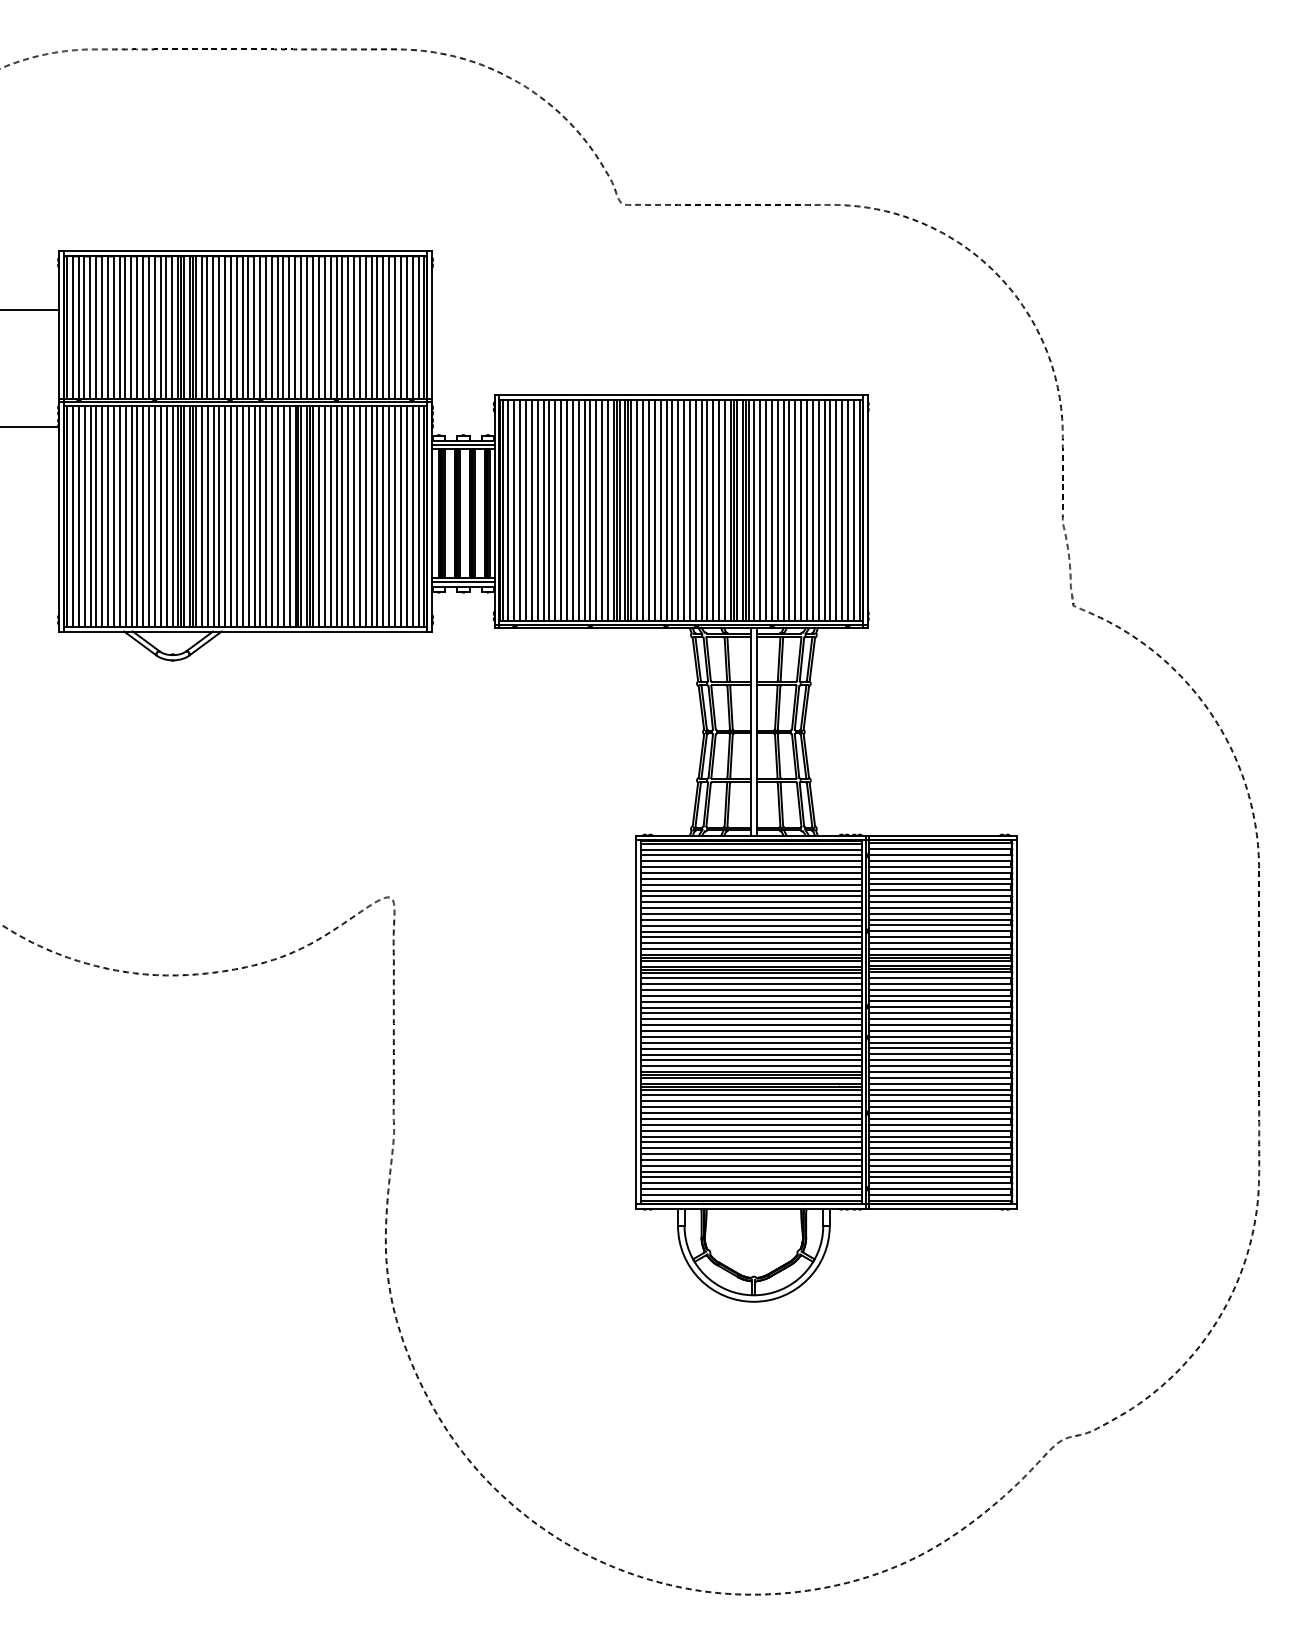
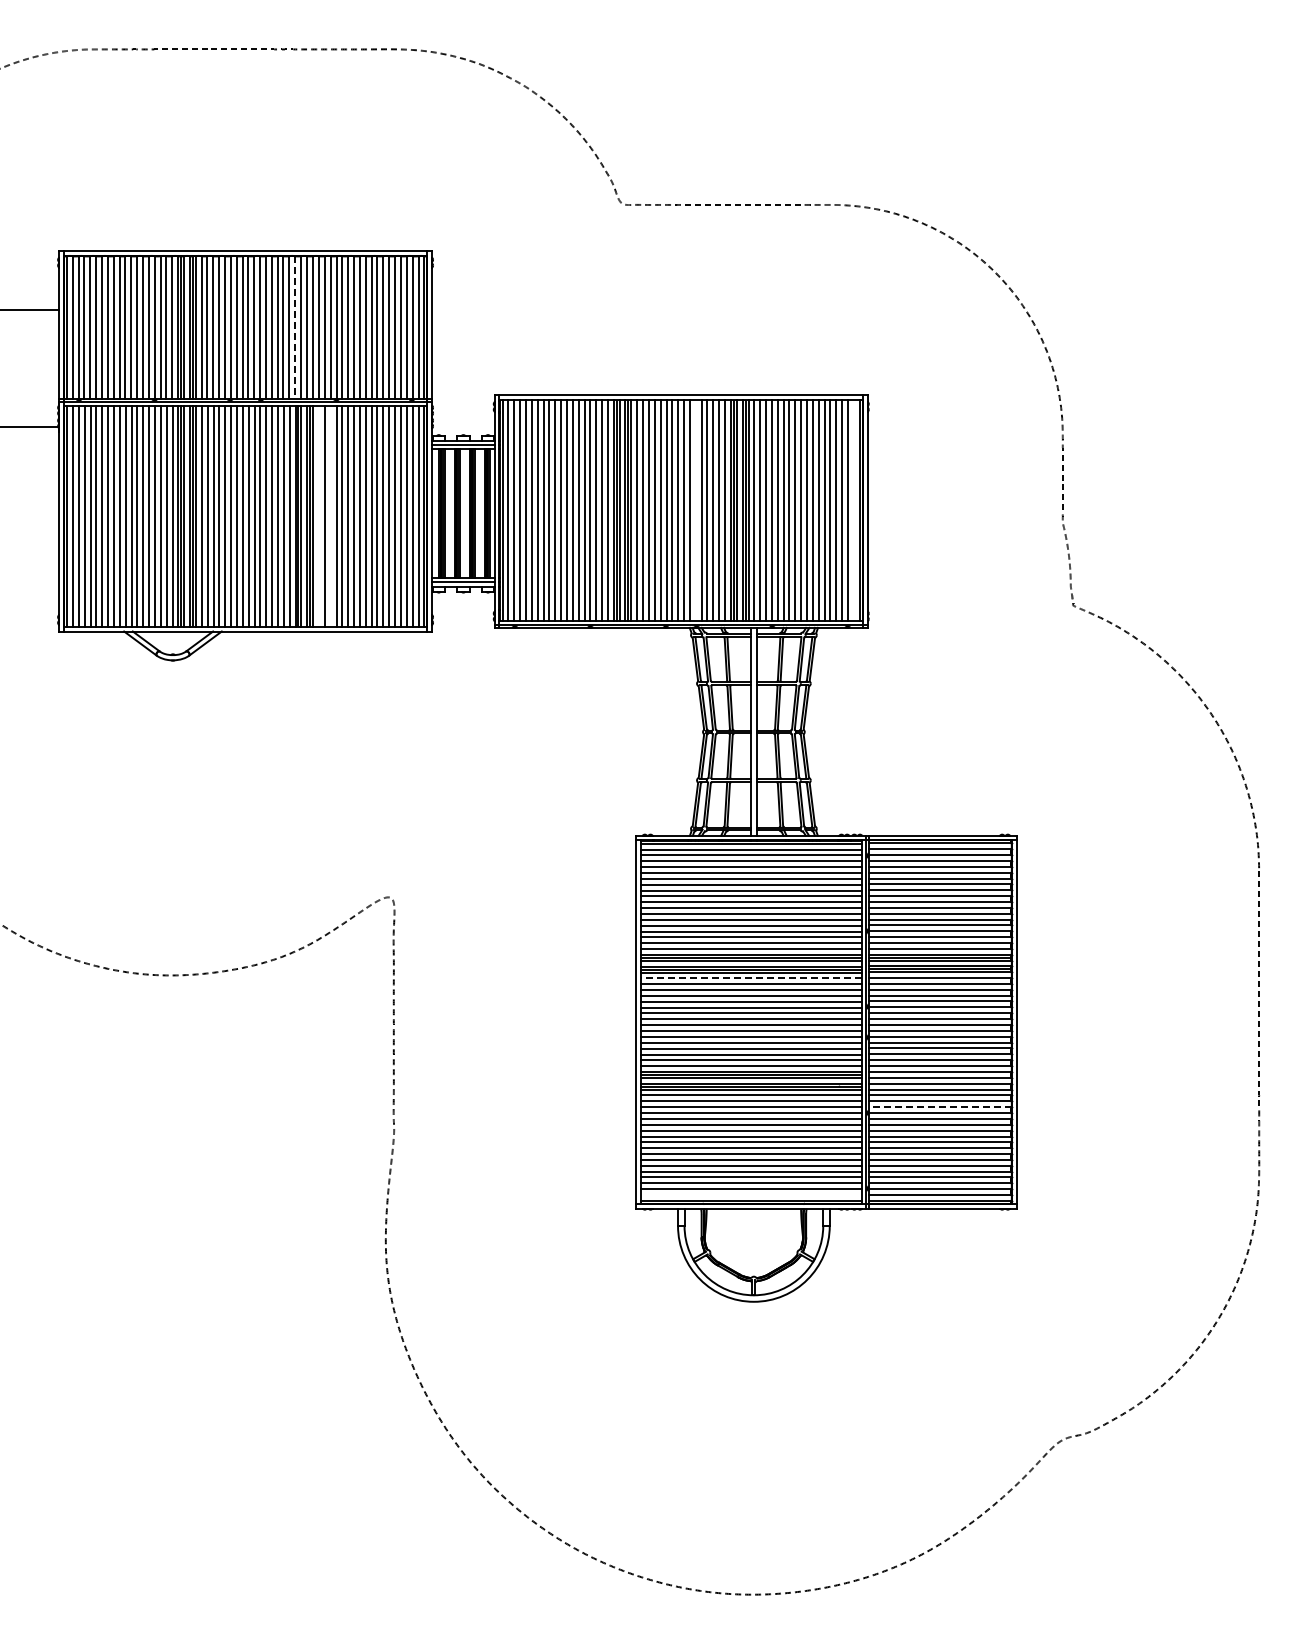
line: solid -> dashed (295, 328)
line: present -> none (695, 510)
line: present -> none (853, 510)
line: present -> none (318, 516)
line: present -> none (330, 516)
line: solid -> dashed (750, 978)
line: solid -> dashed (939, 1107)
line: present -> none (751, 1195)
